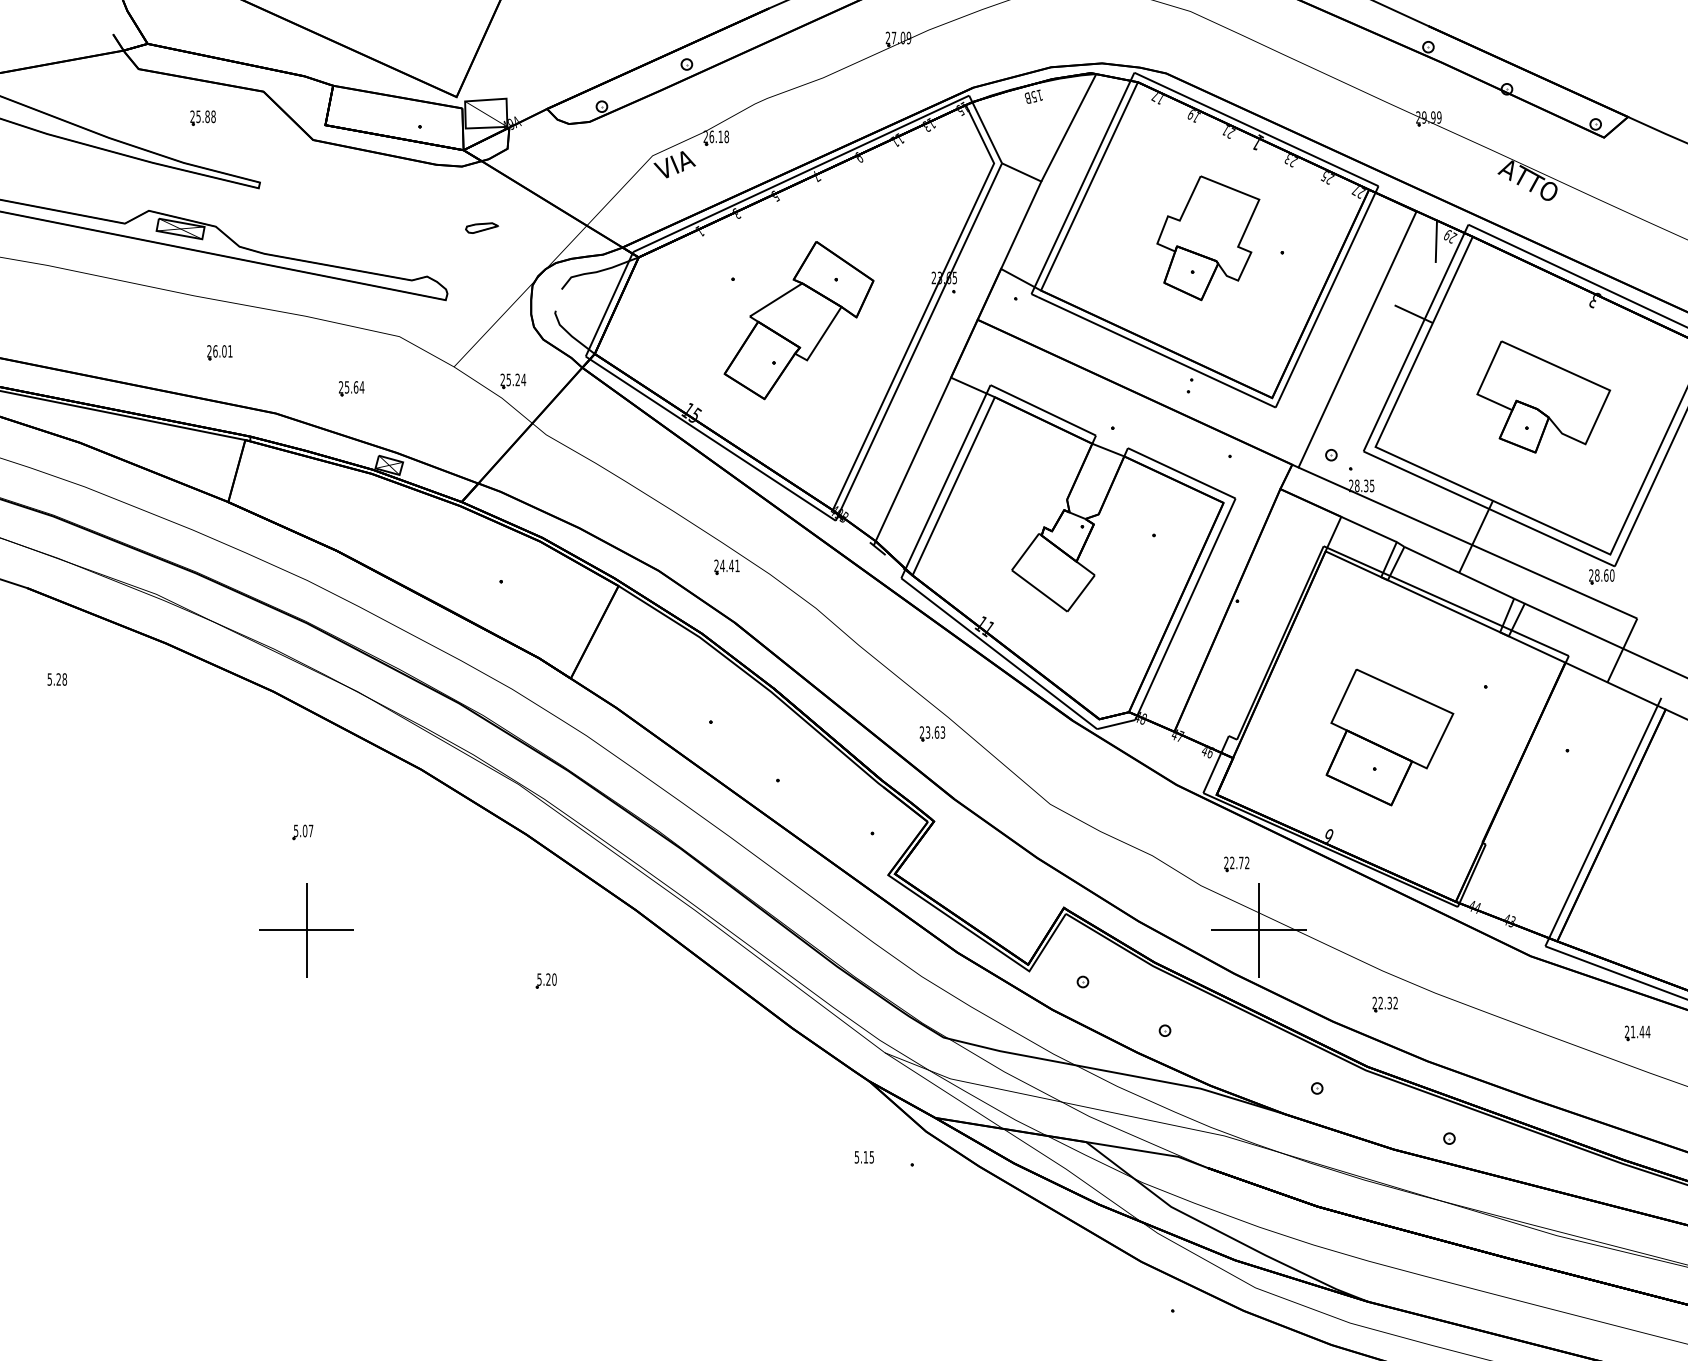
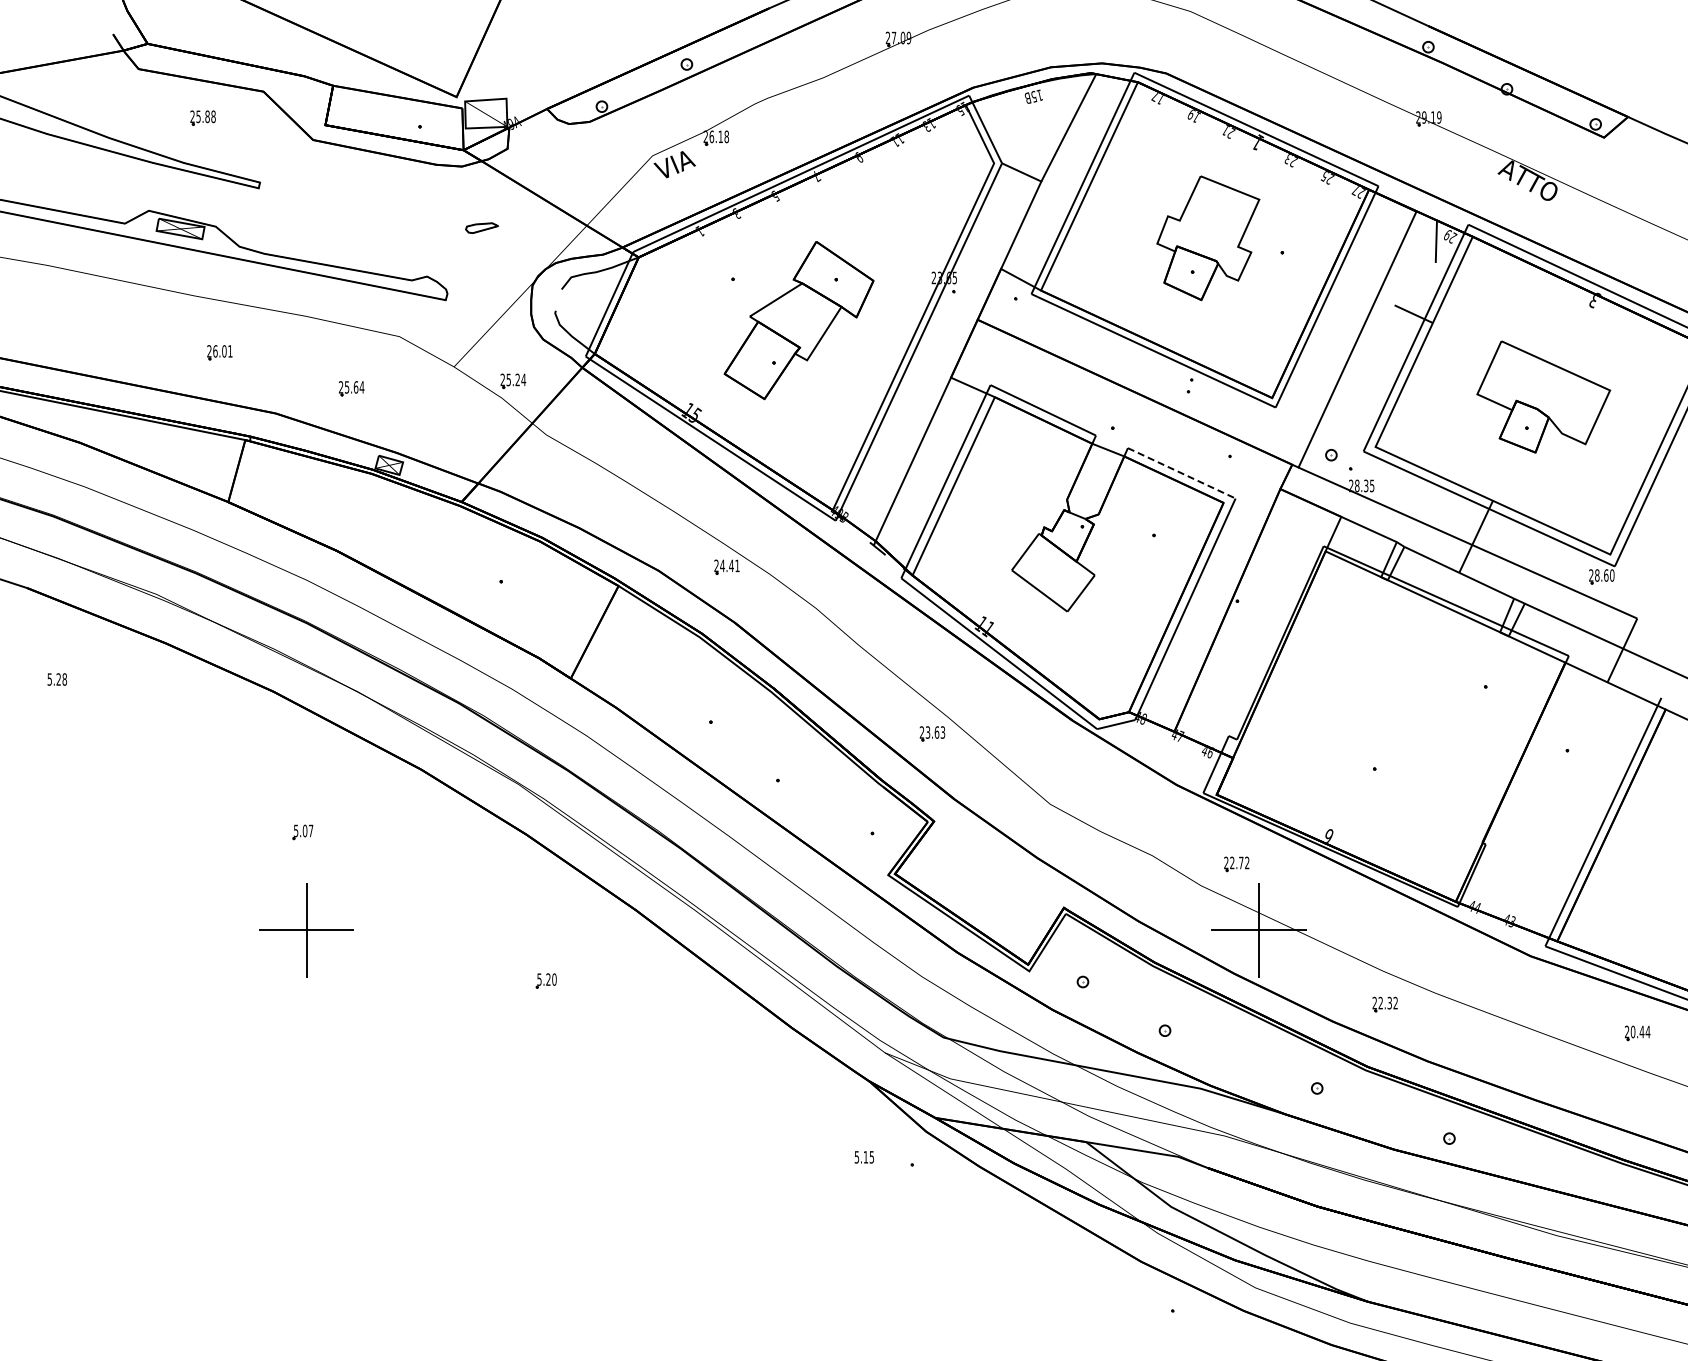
text: 29.99 -> 29.19 (1433, 117)
line: solid -> dashed (1182, 473)
part: present -> none (1389, 737)
text: 21.44 -> 20.44 (1632, 1031)
